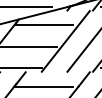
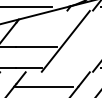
line: present -> none (44, 25)
line: present -> none (82, 51)
